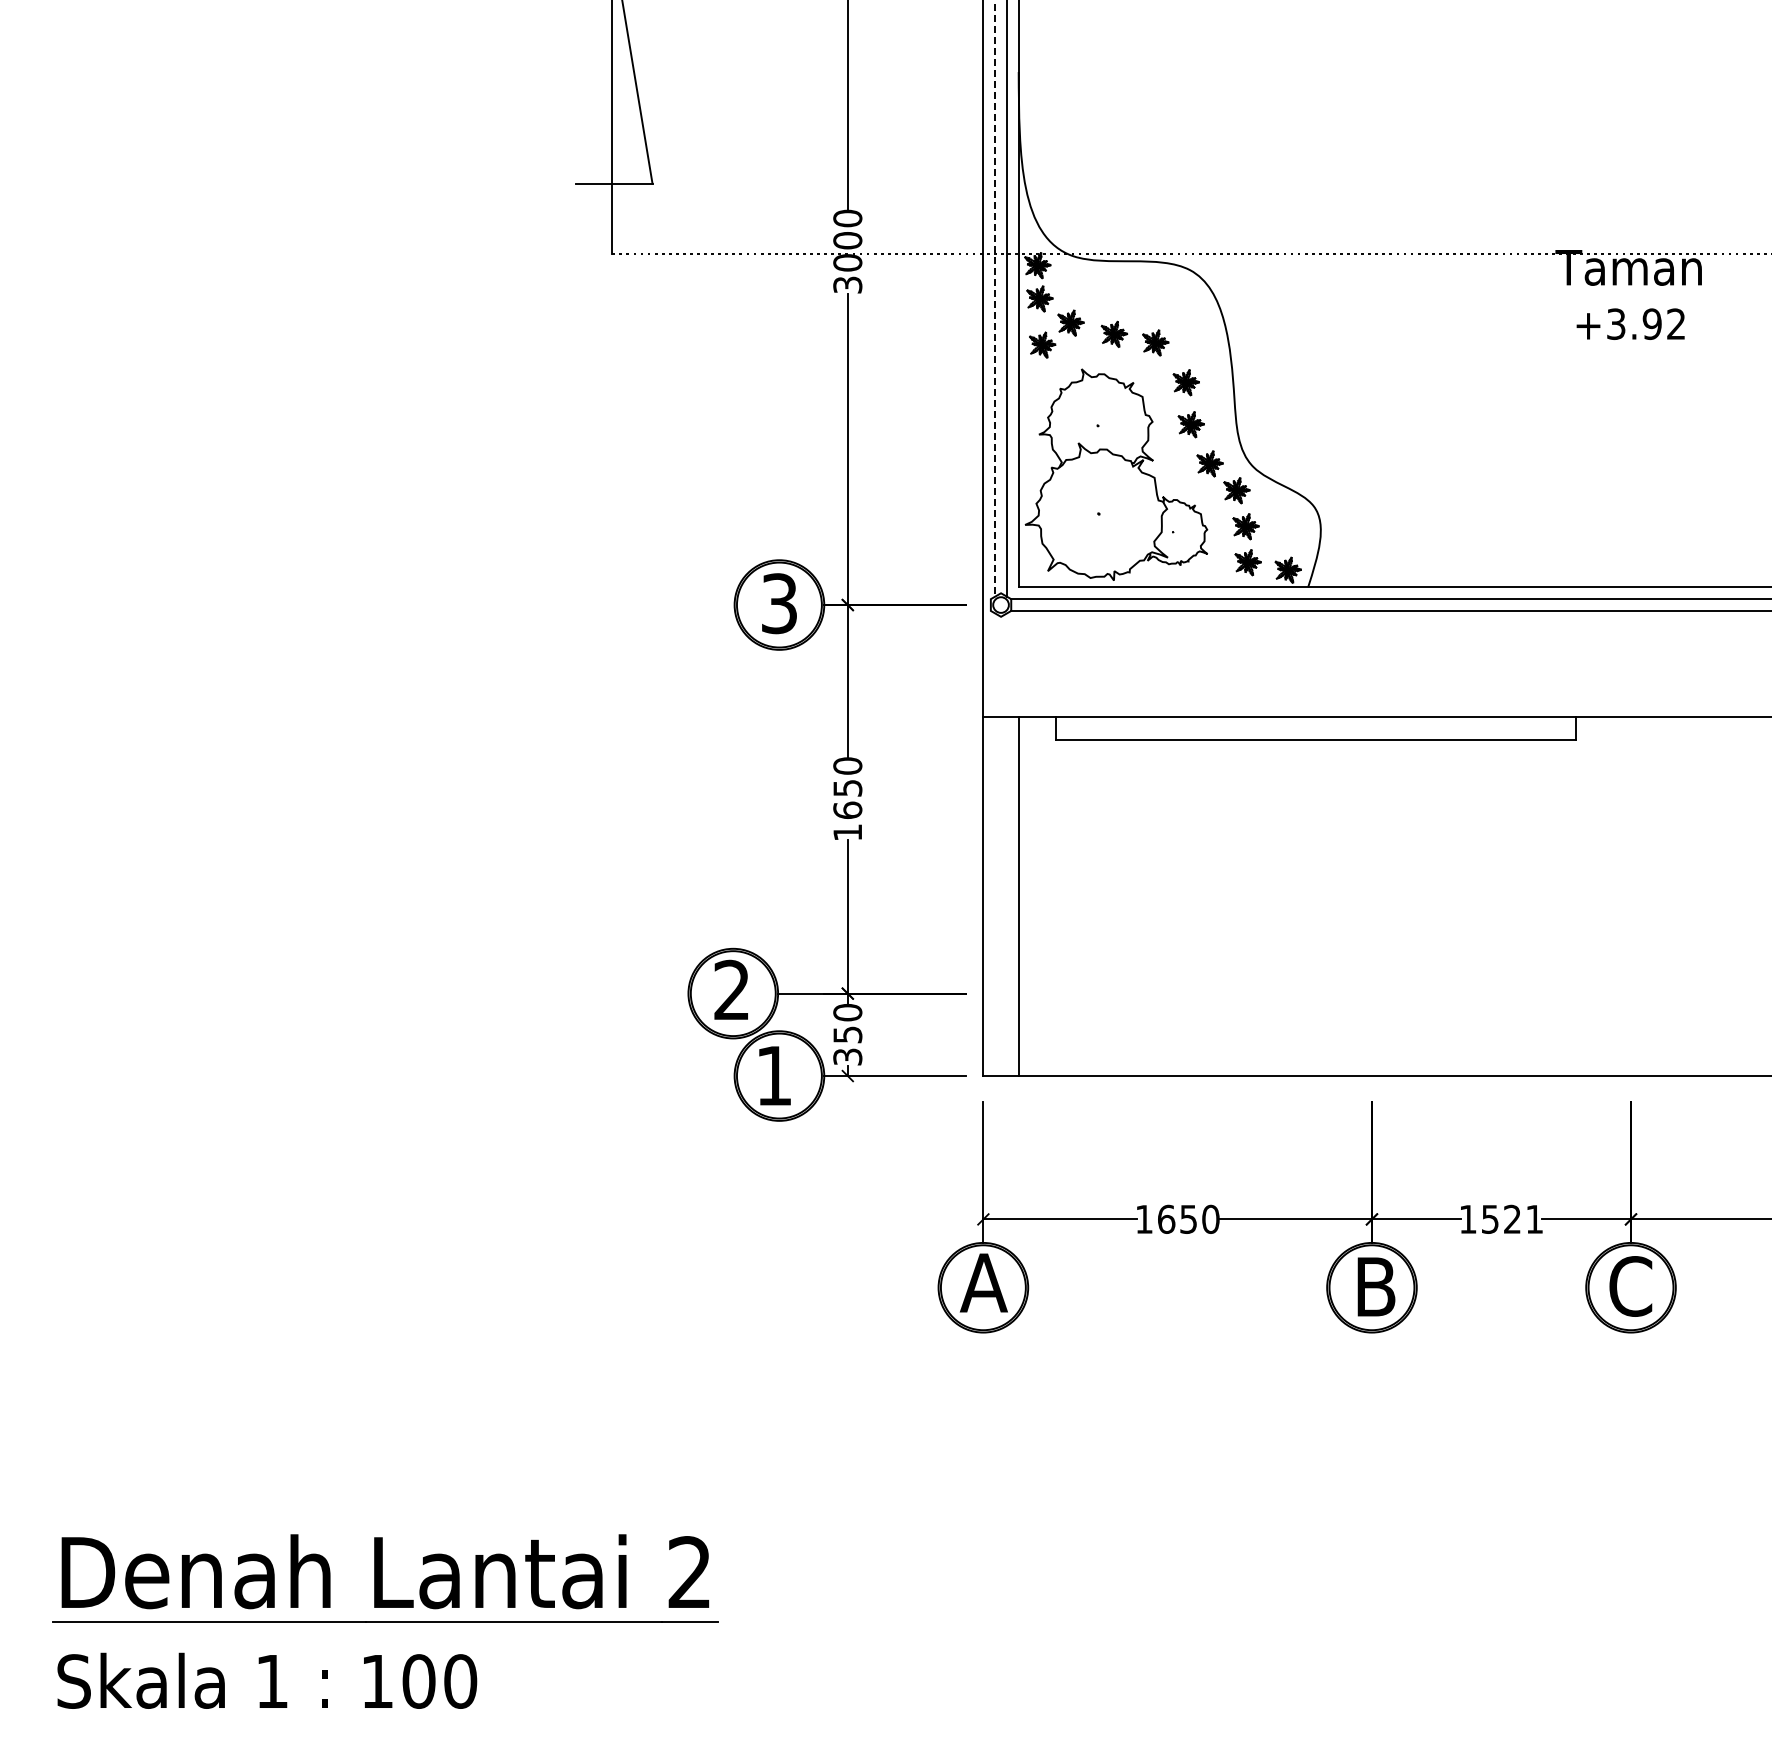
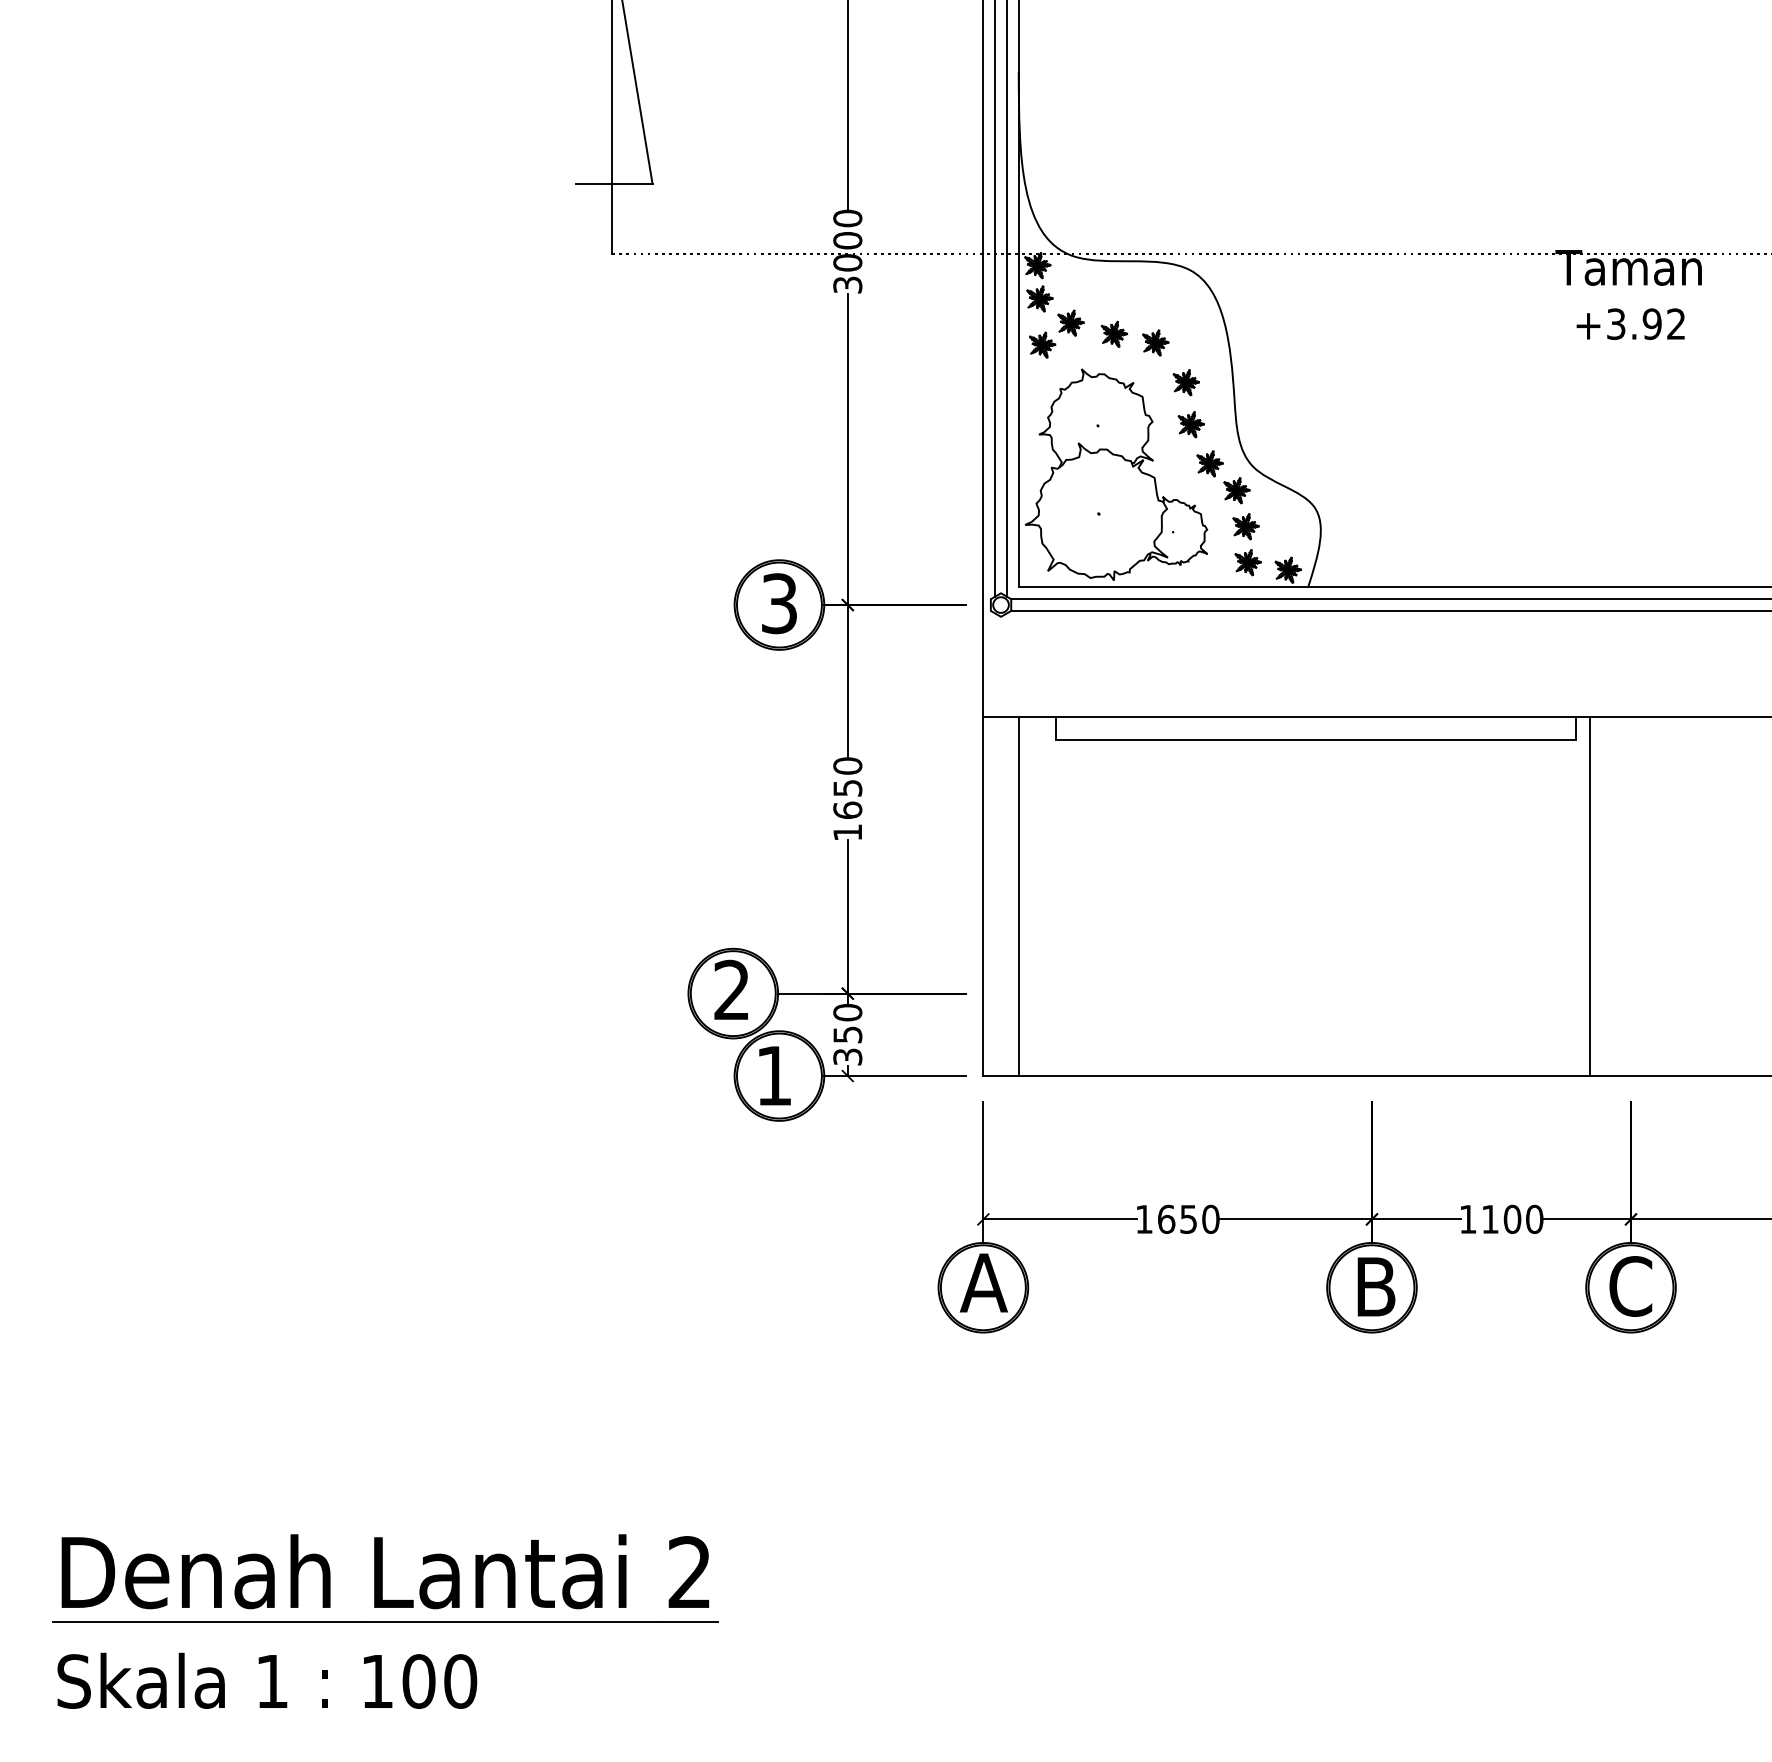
line: dashed -> solid (995, 298)
line: none -> present (1589, 896)
text: 1521 -> 1100 (1512, 1218)
